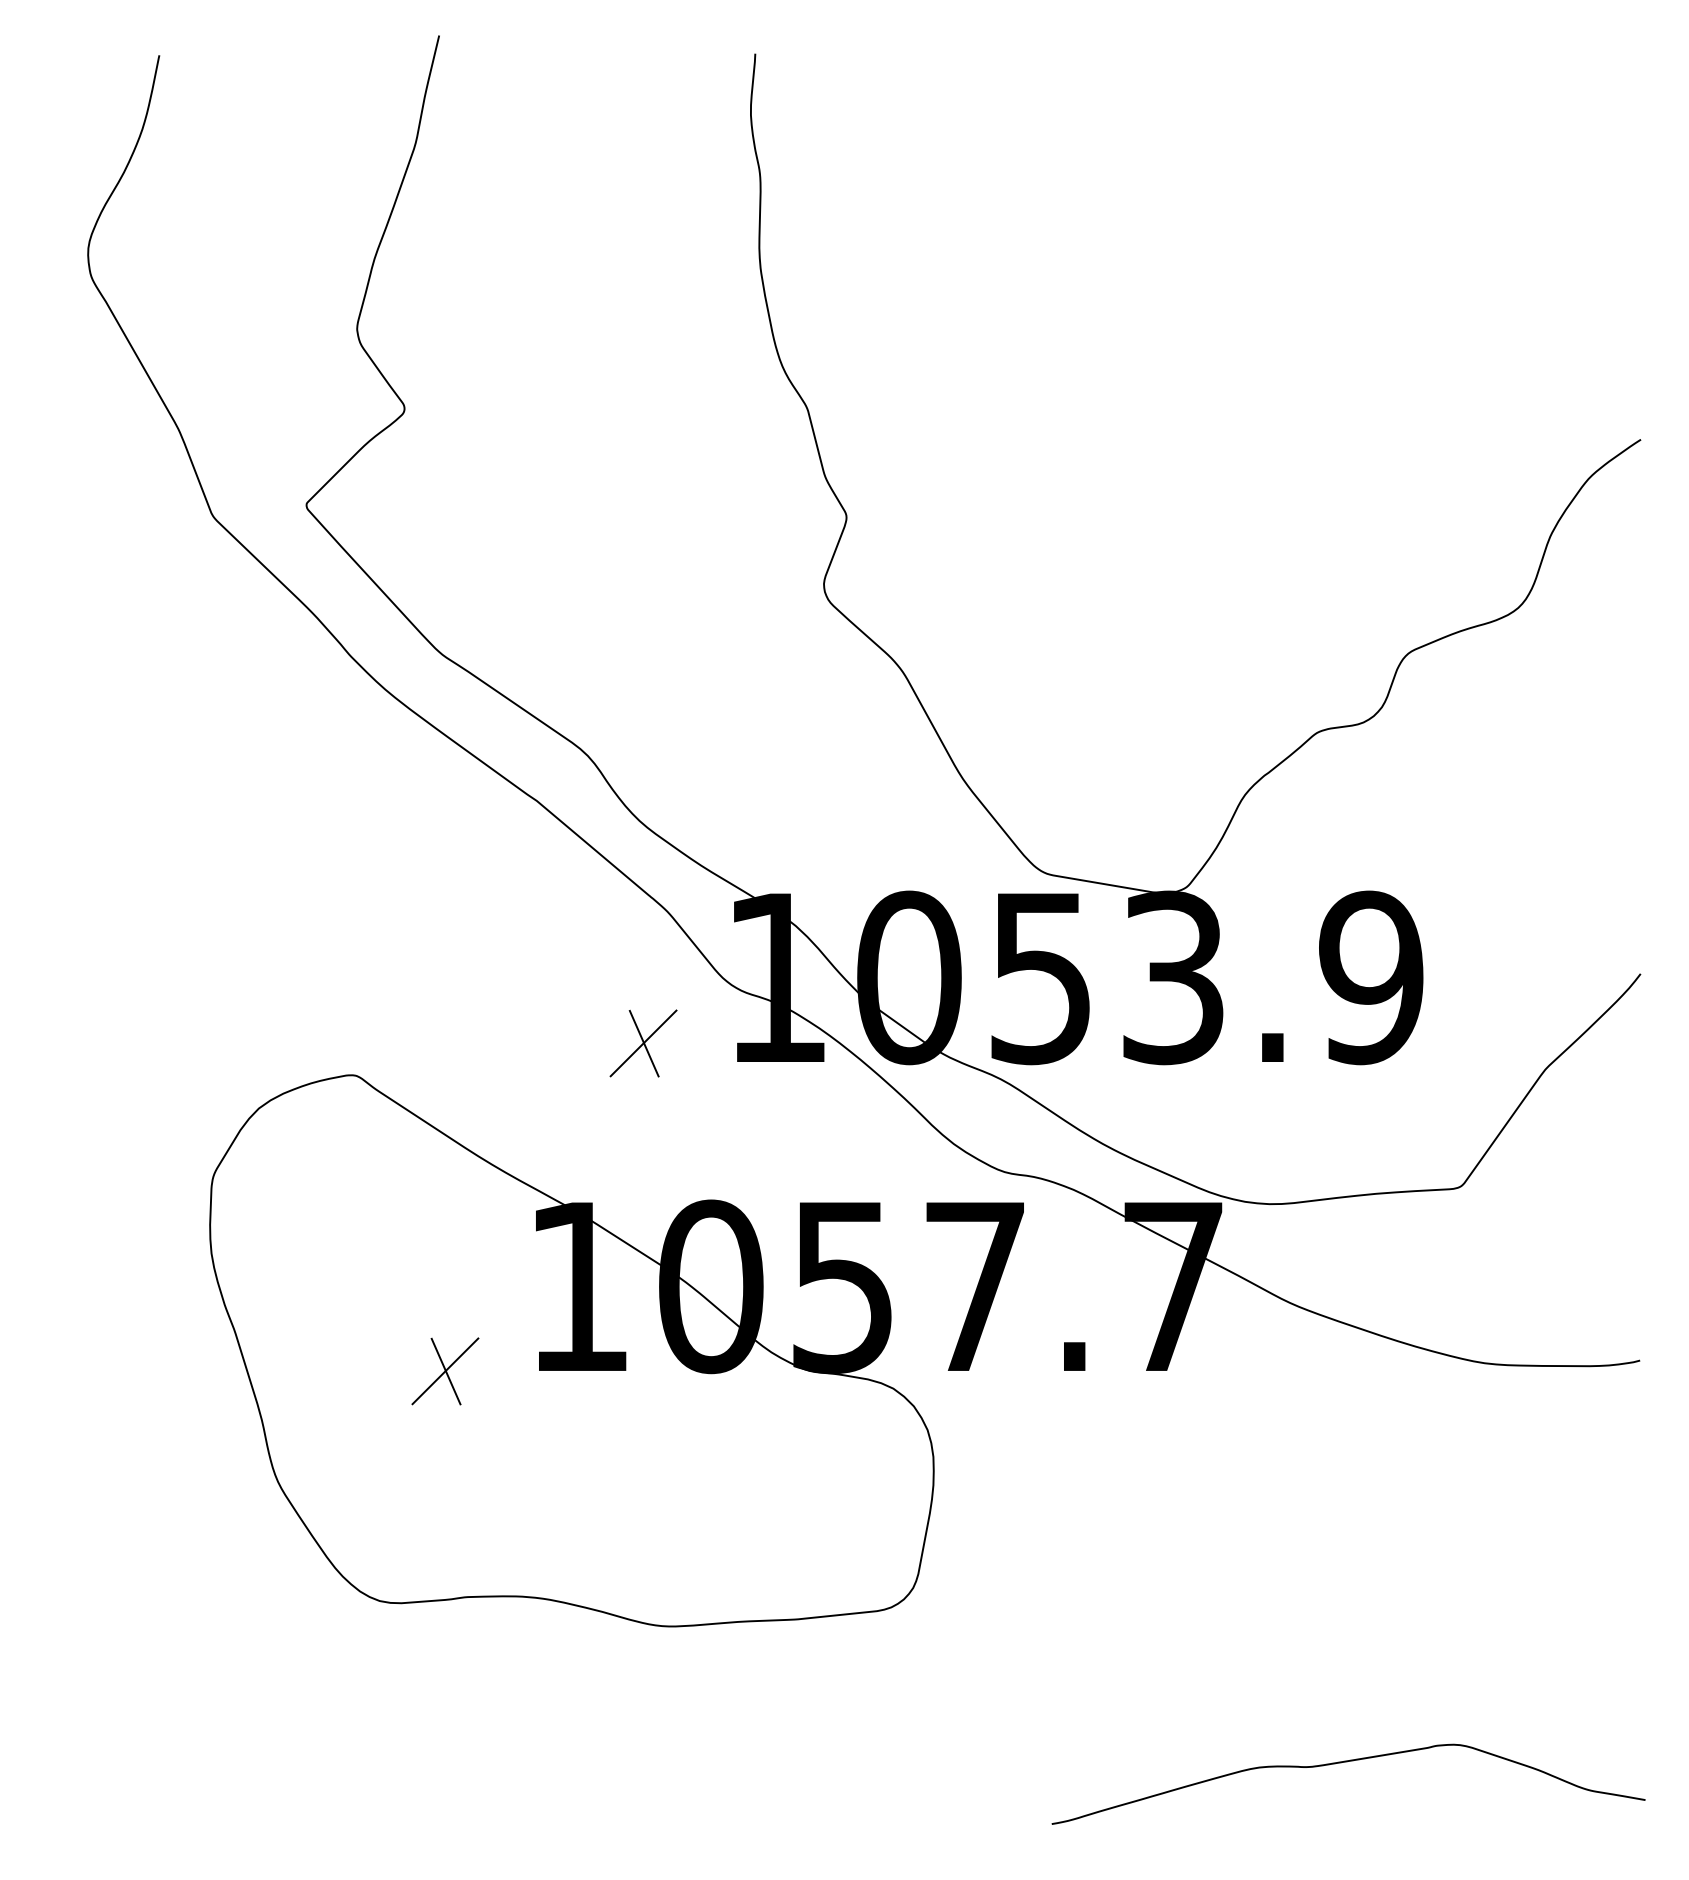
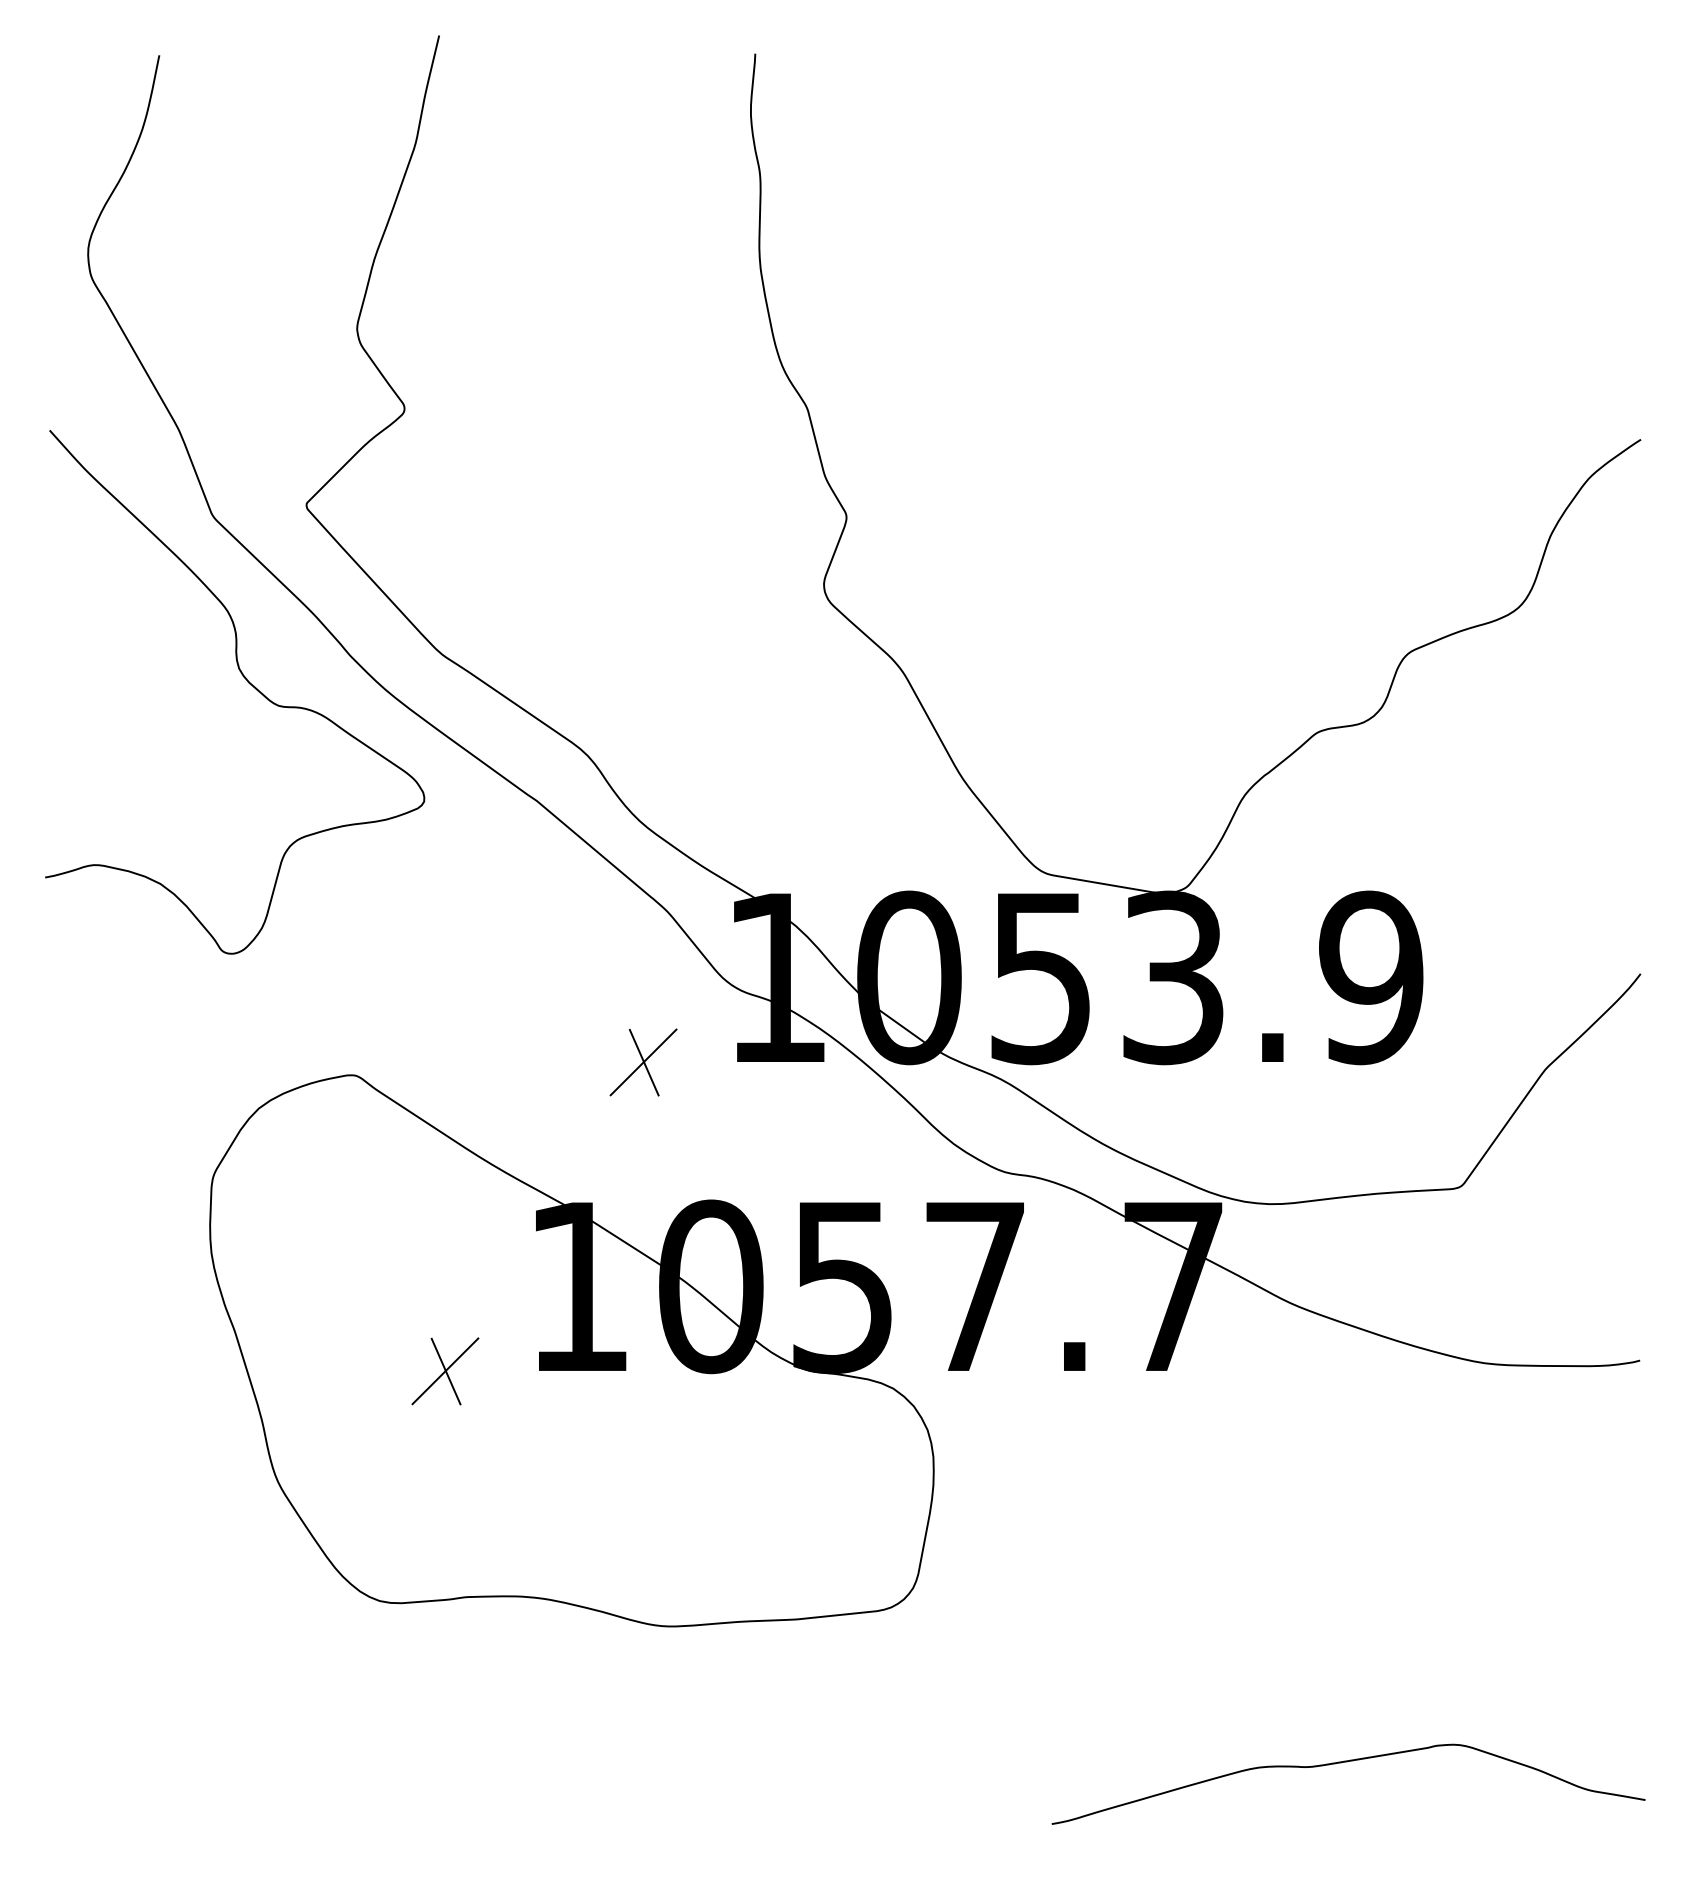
curve: none -> present (247, 682)
part position: (643, 1043) -> (643, 1062) (643, 1062)
